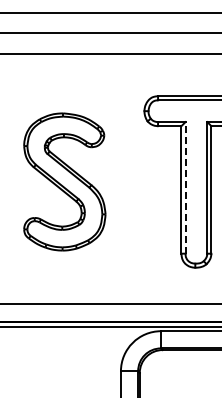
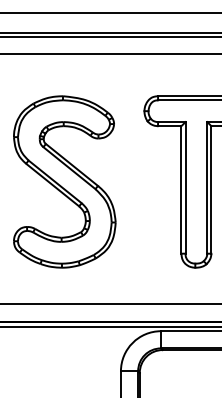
line: none -> present (110, 37)
part size: 84x140 px -> 104x174 px (64, 181)
line: dashed -> solid (185, 187)
